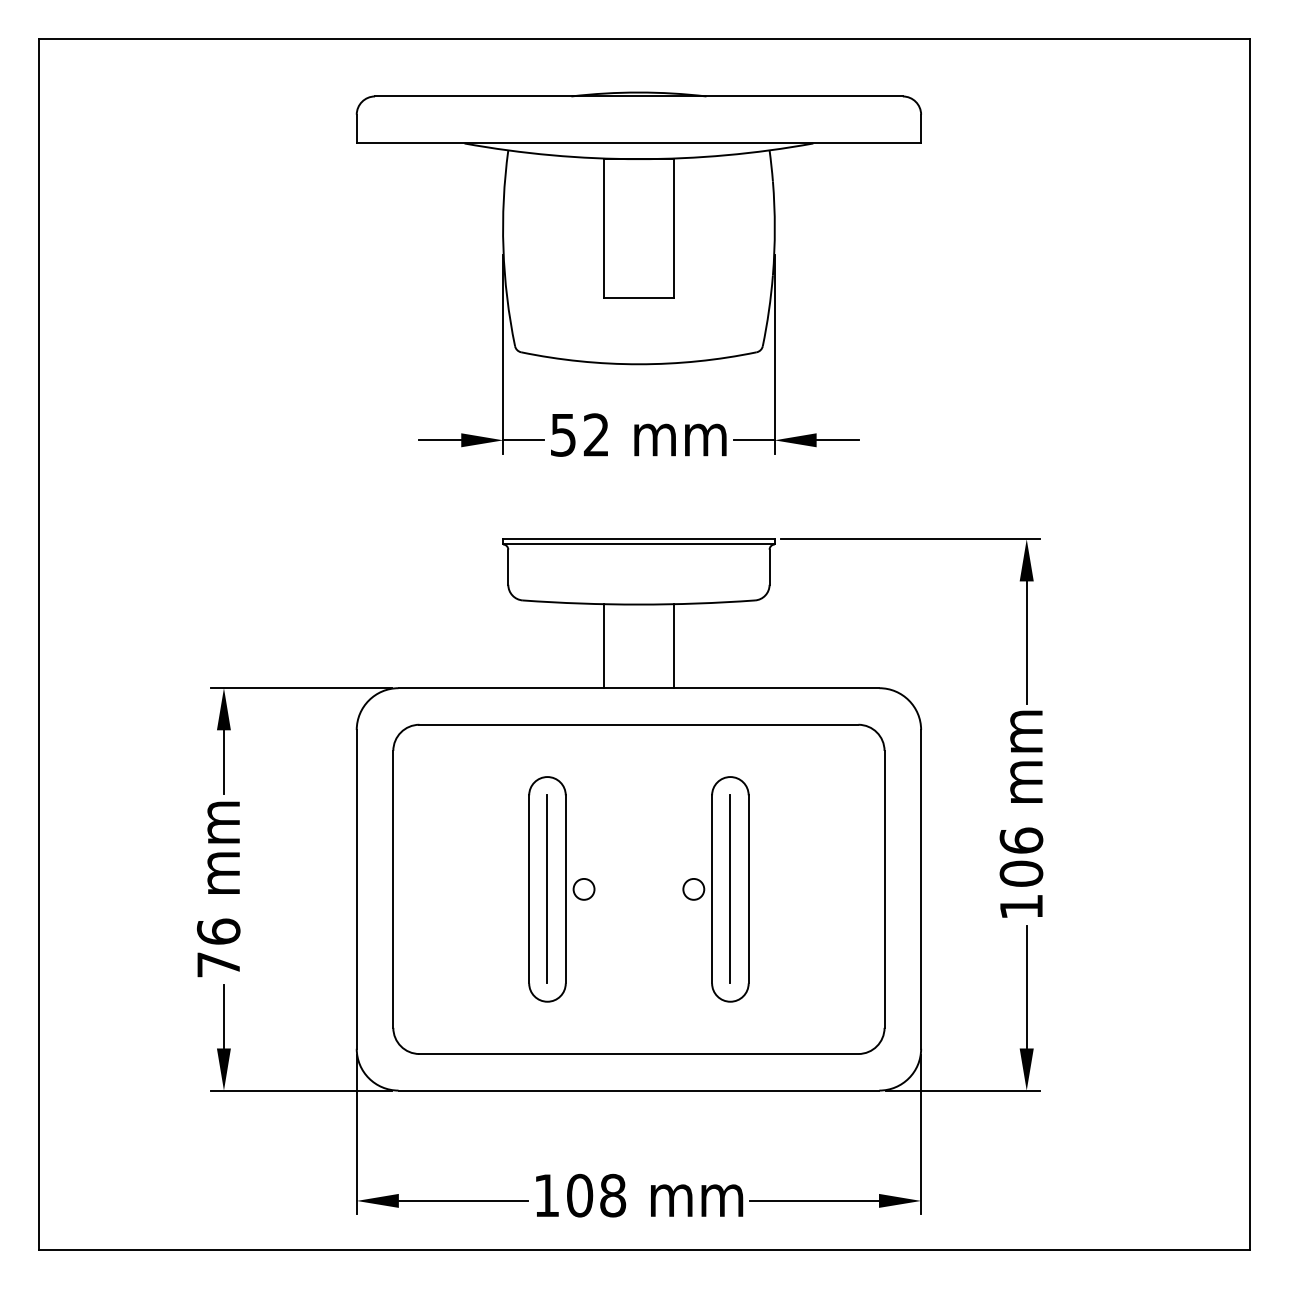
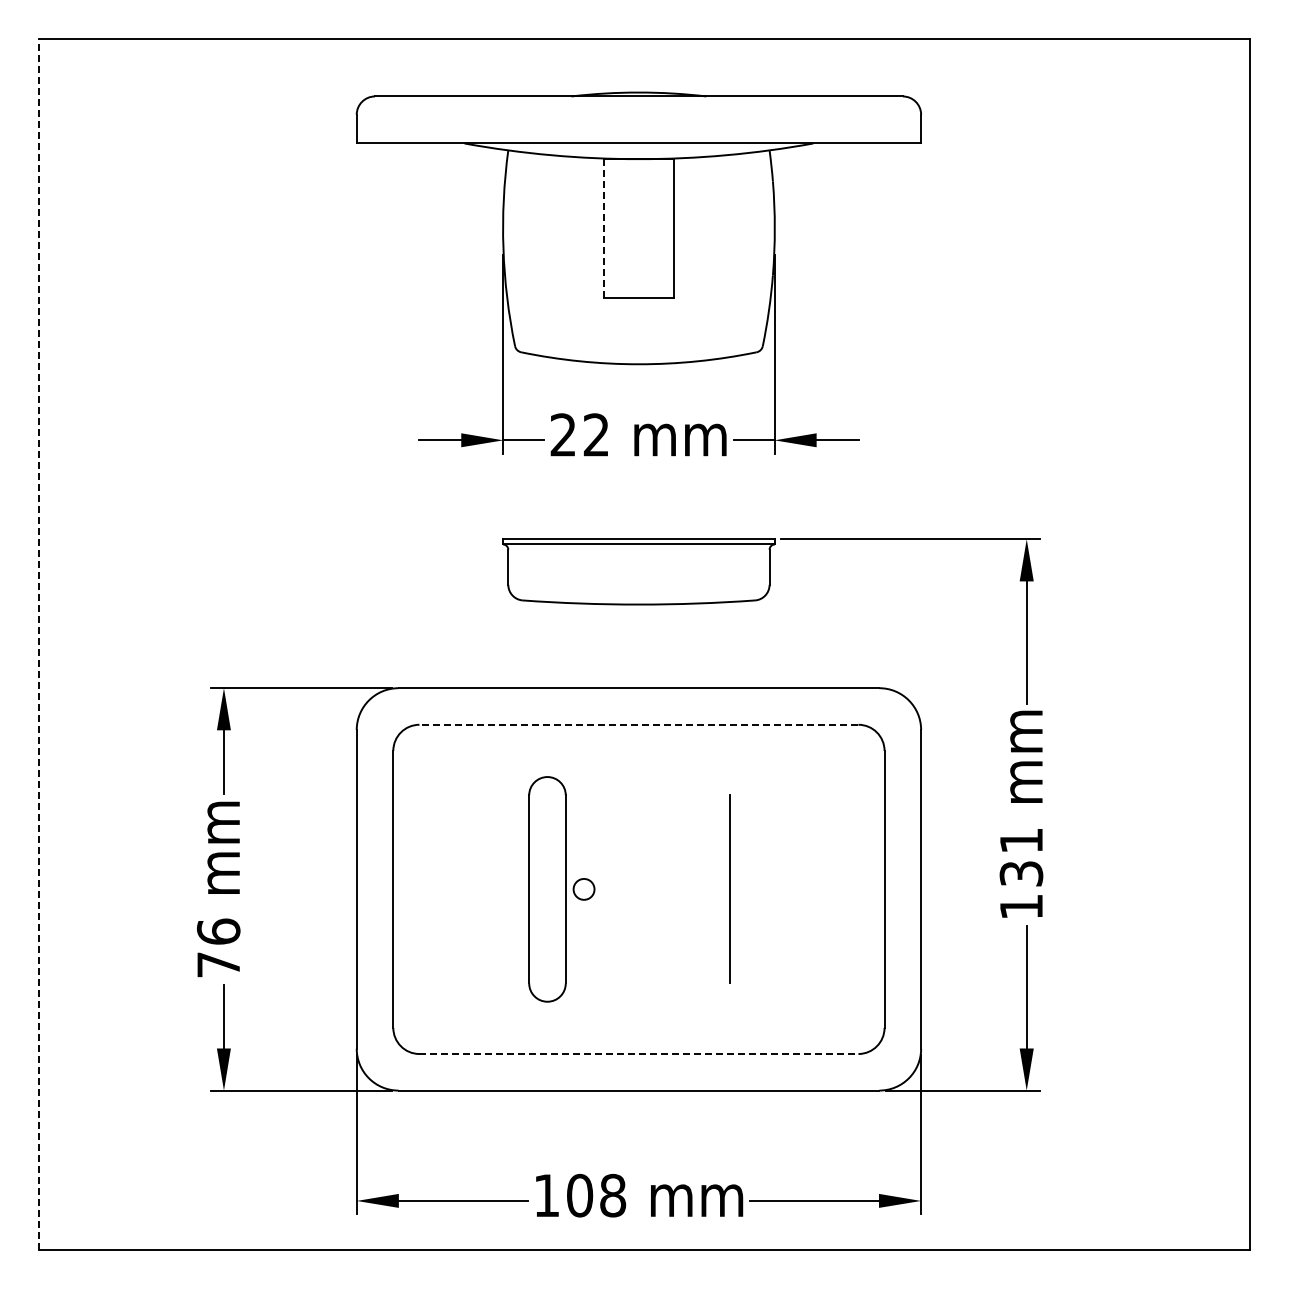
line: solid -> dashed (603, 228)
text: 52 -> 22 (562, 434)
line: solid -> dashed (38, 644)
line: present -> none (603, 646)
line: present -> none (674, 646)
line: solid -> dashed (638, 724)
text: 106 -> 131 (1021, 856)
line: present -> none (547, 889)
part: present -> none (715, 889)
line: solid -> dashed (639, 1054)
